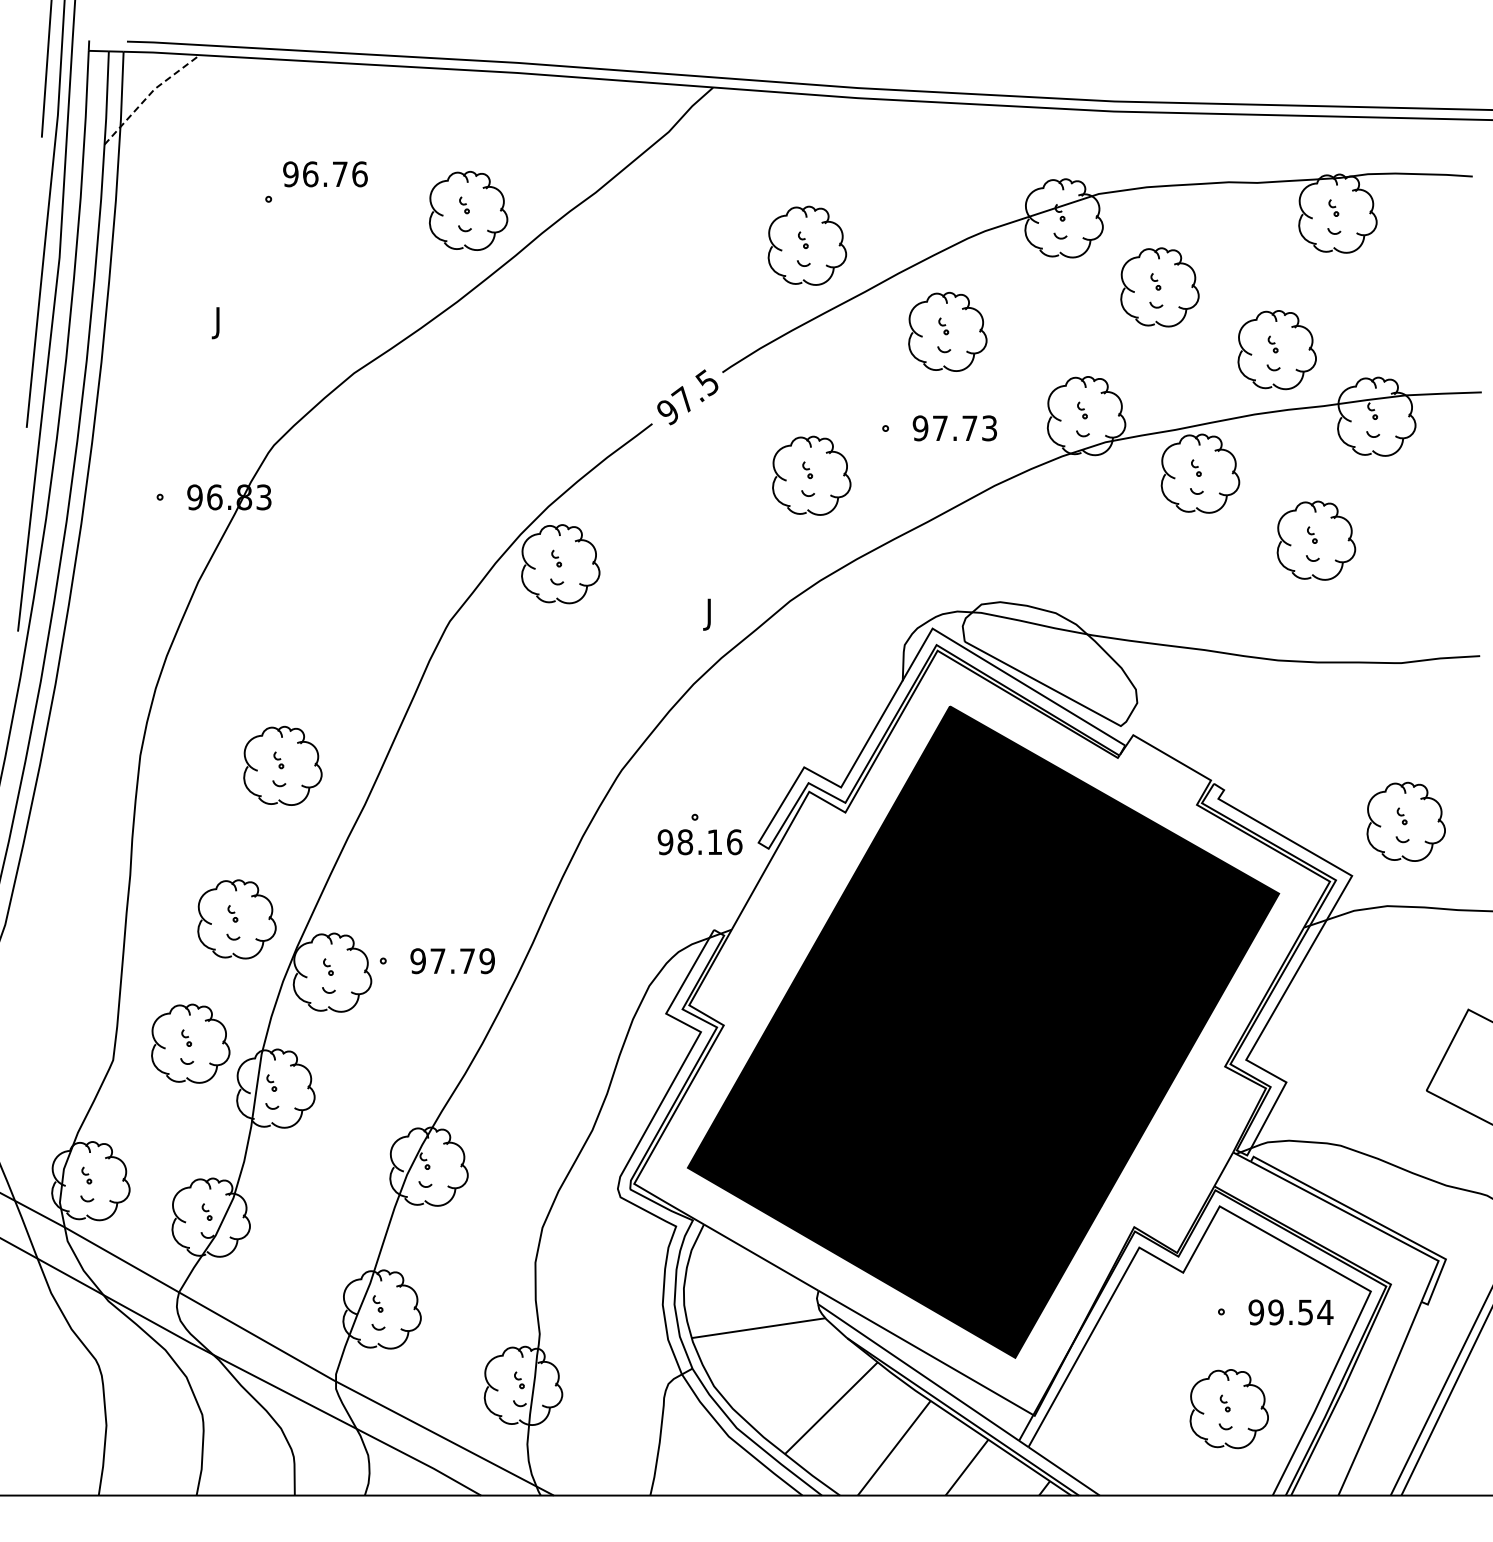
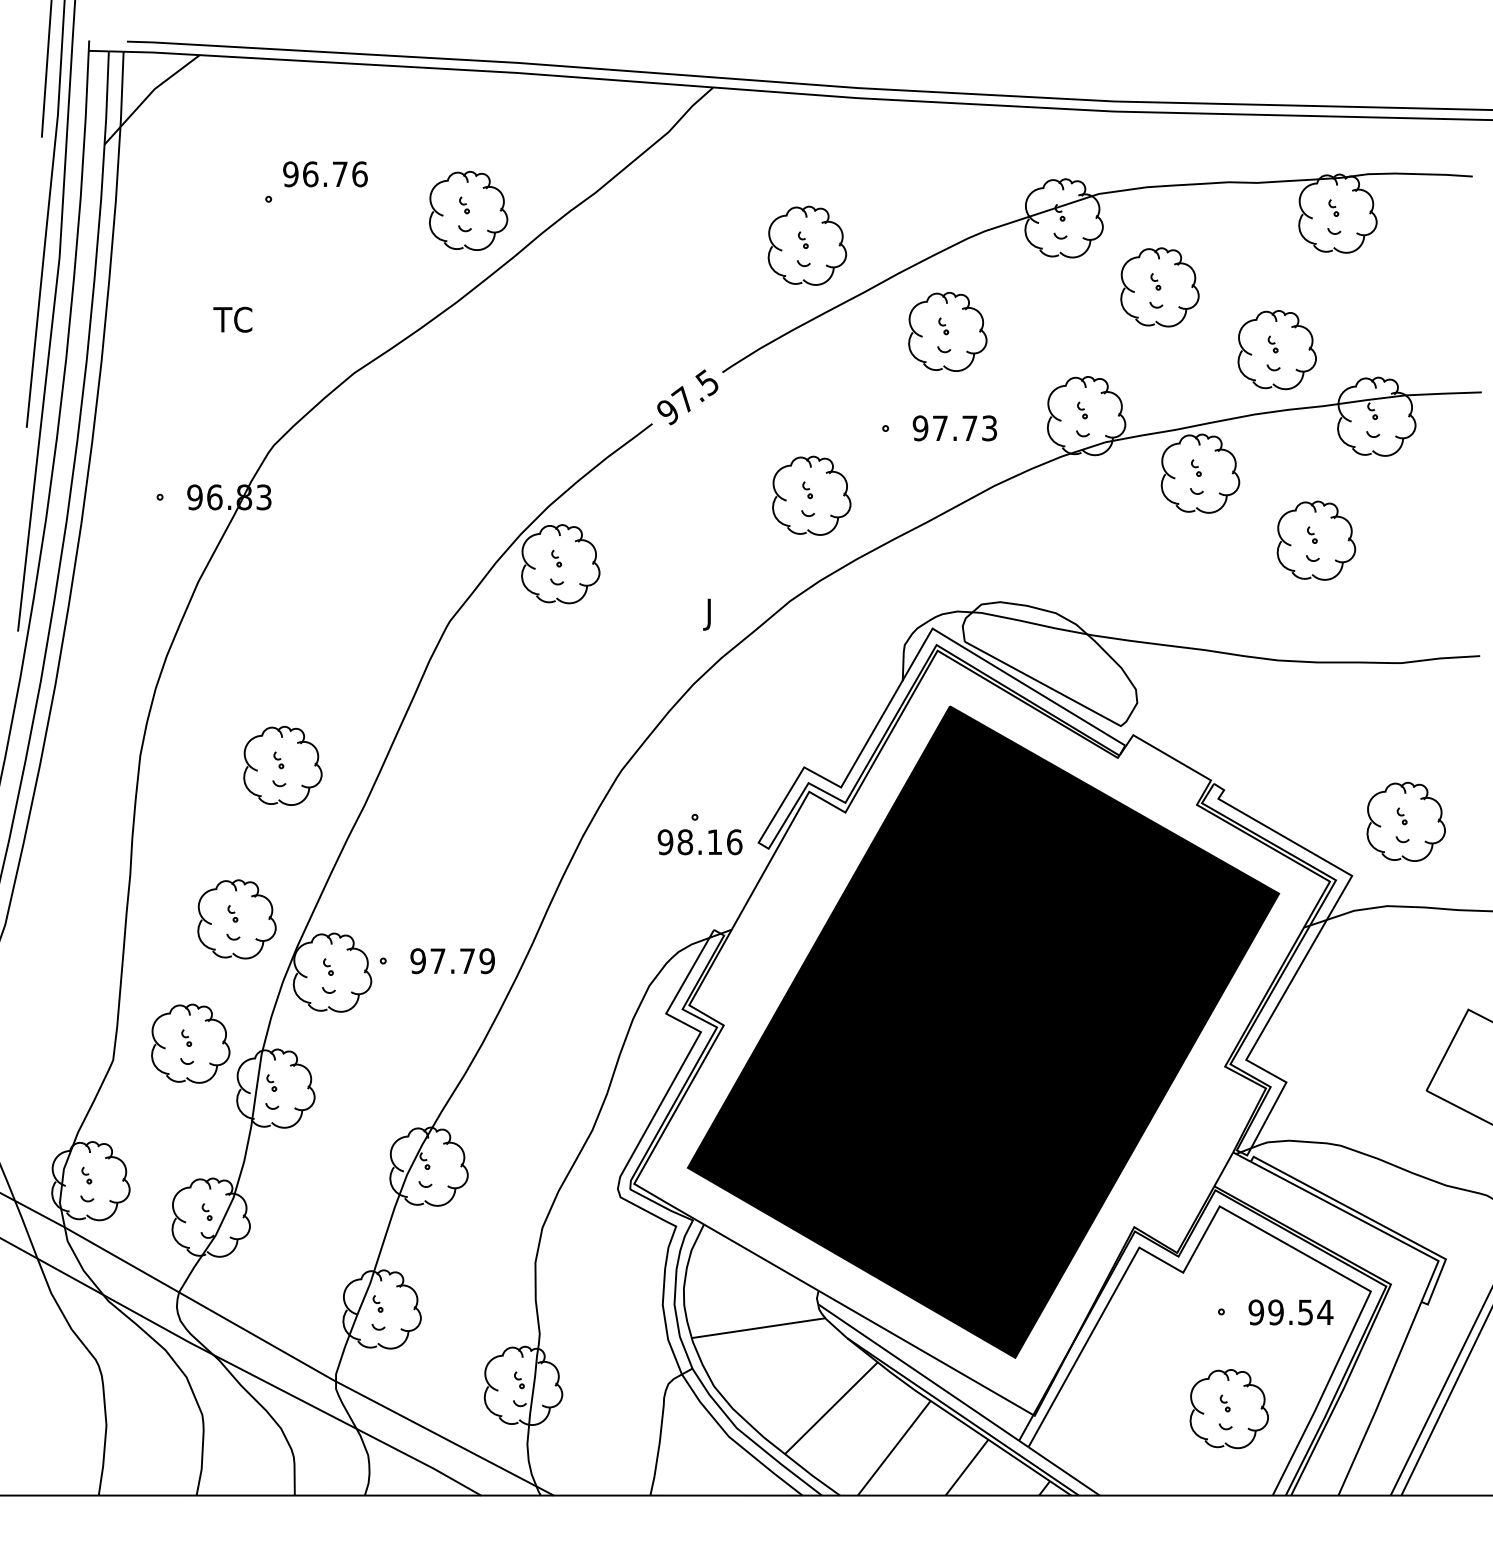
line: dashed -> solid (149, 95)
text: J -> TC (231, 322)
part position: (811, 475) -> (811, 495) (811, 495)
